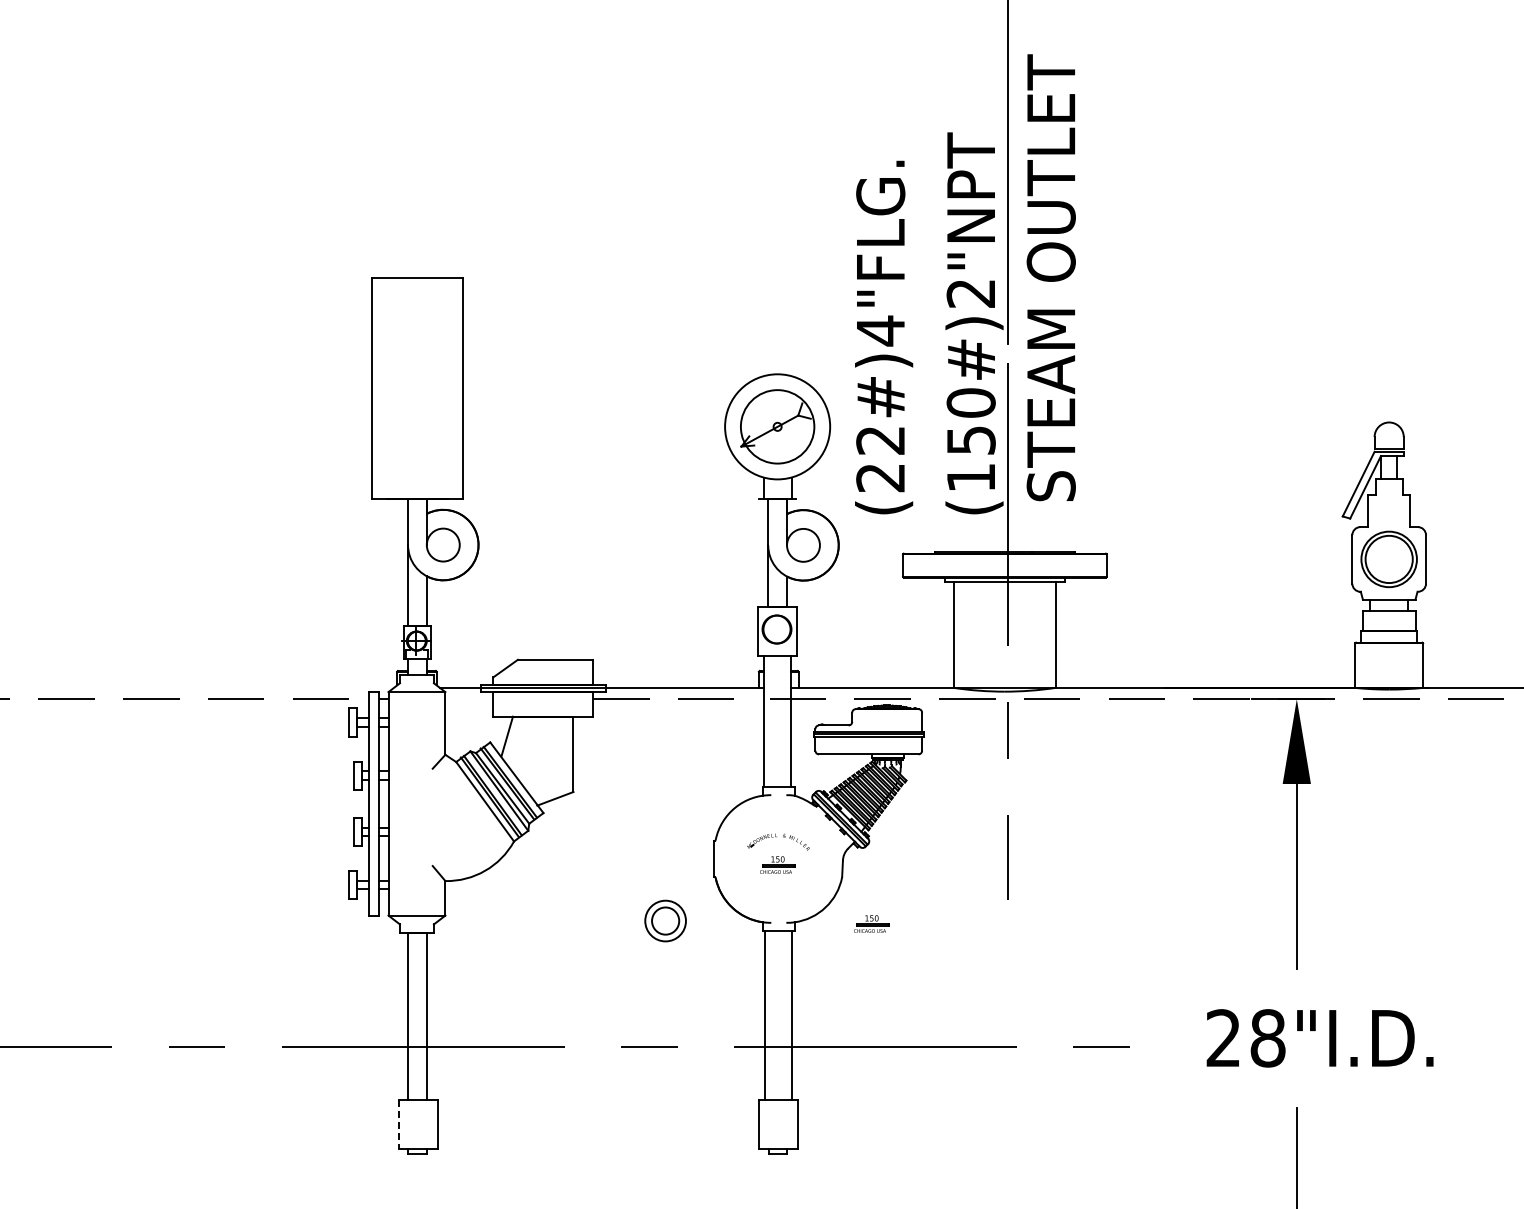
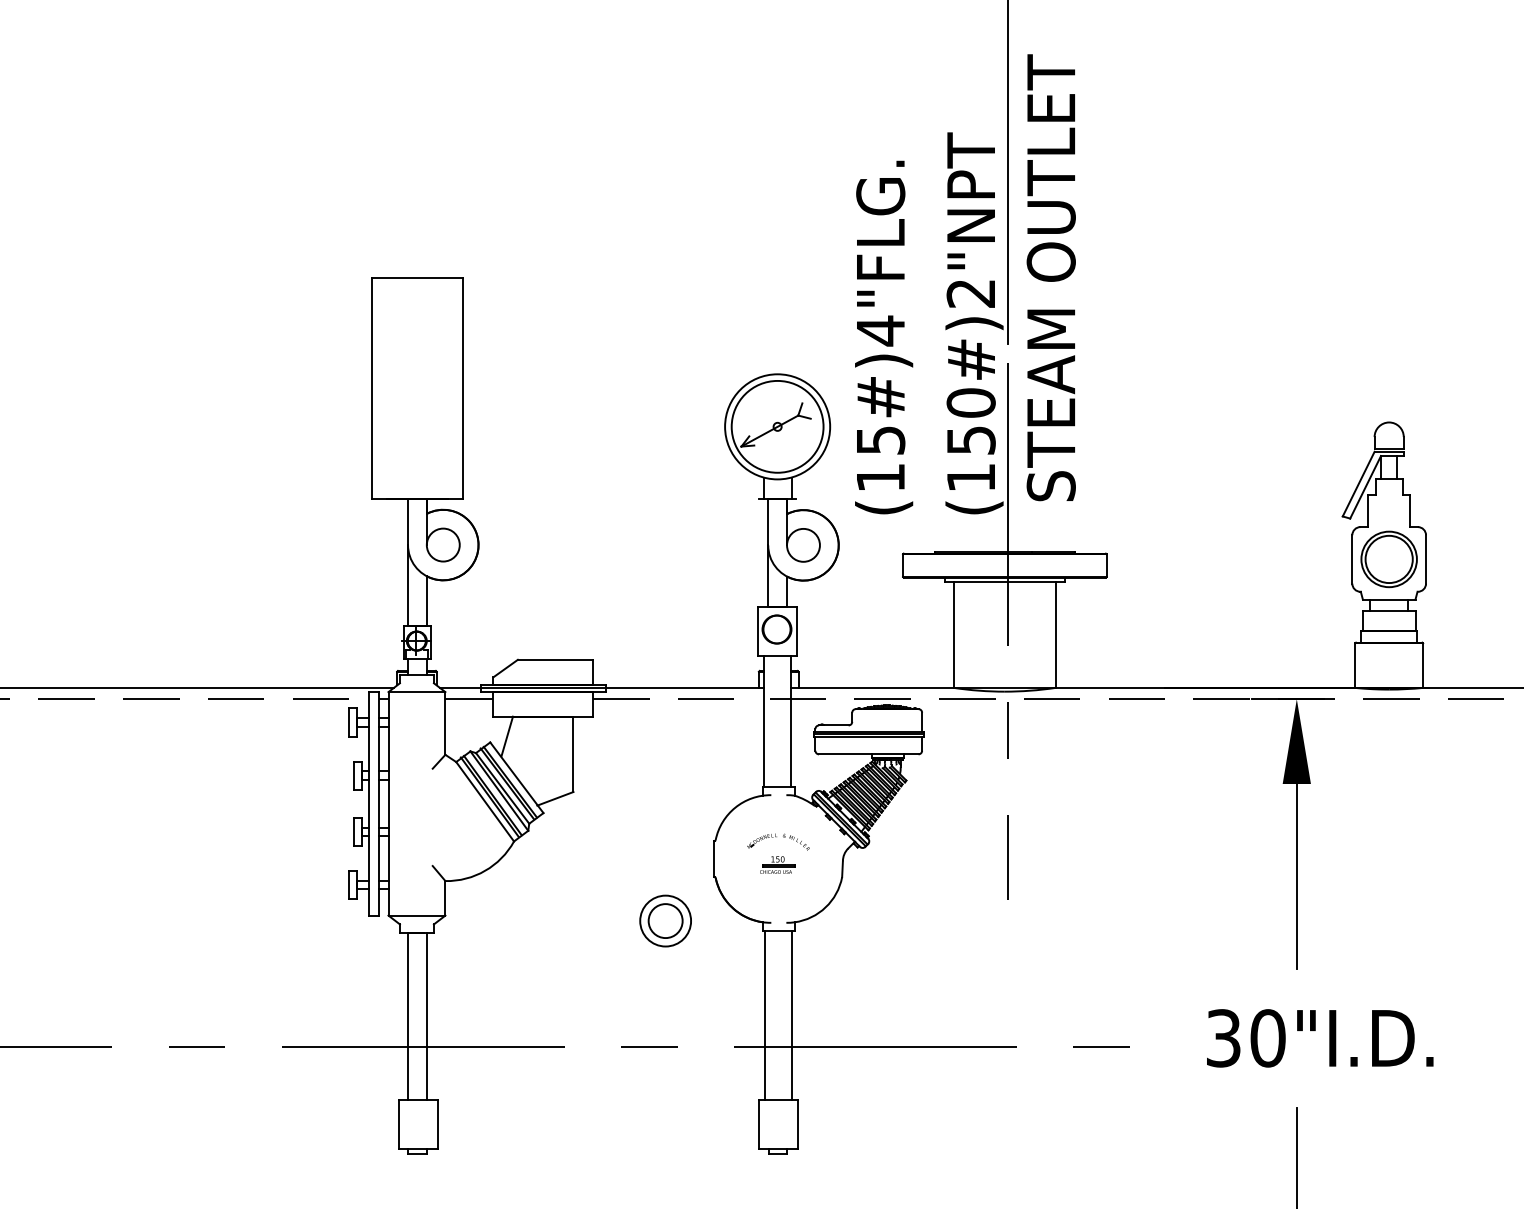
circle diameter: 73 px -> 92 px (777, 426)
text: (22#)4"FLG. -> (15#)4"FLG. (880, 459)
line: none -> present (197, 687)
line: none -> present (469, 699)
part size: 43x44 px -> 53x54 px (665, 920)
part: present -> none (871, 923)
text: 28"I.D. -> 30"I.D. (1245, 1038)
line: dashed -> solid (398, 1124)
